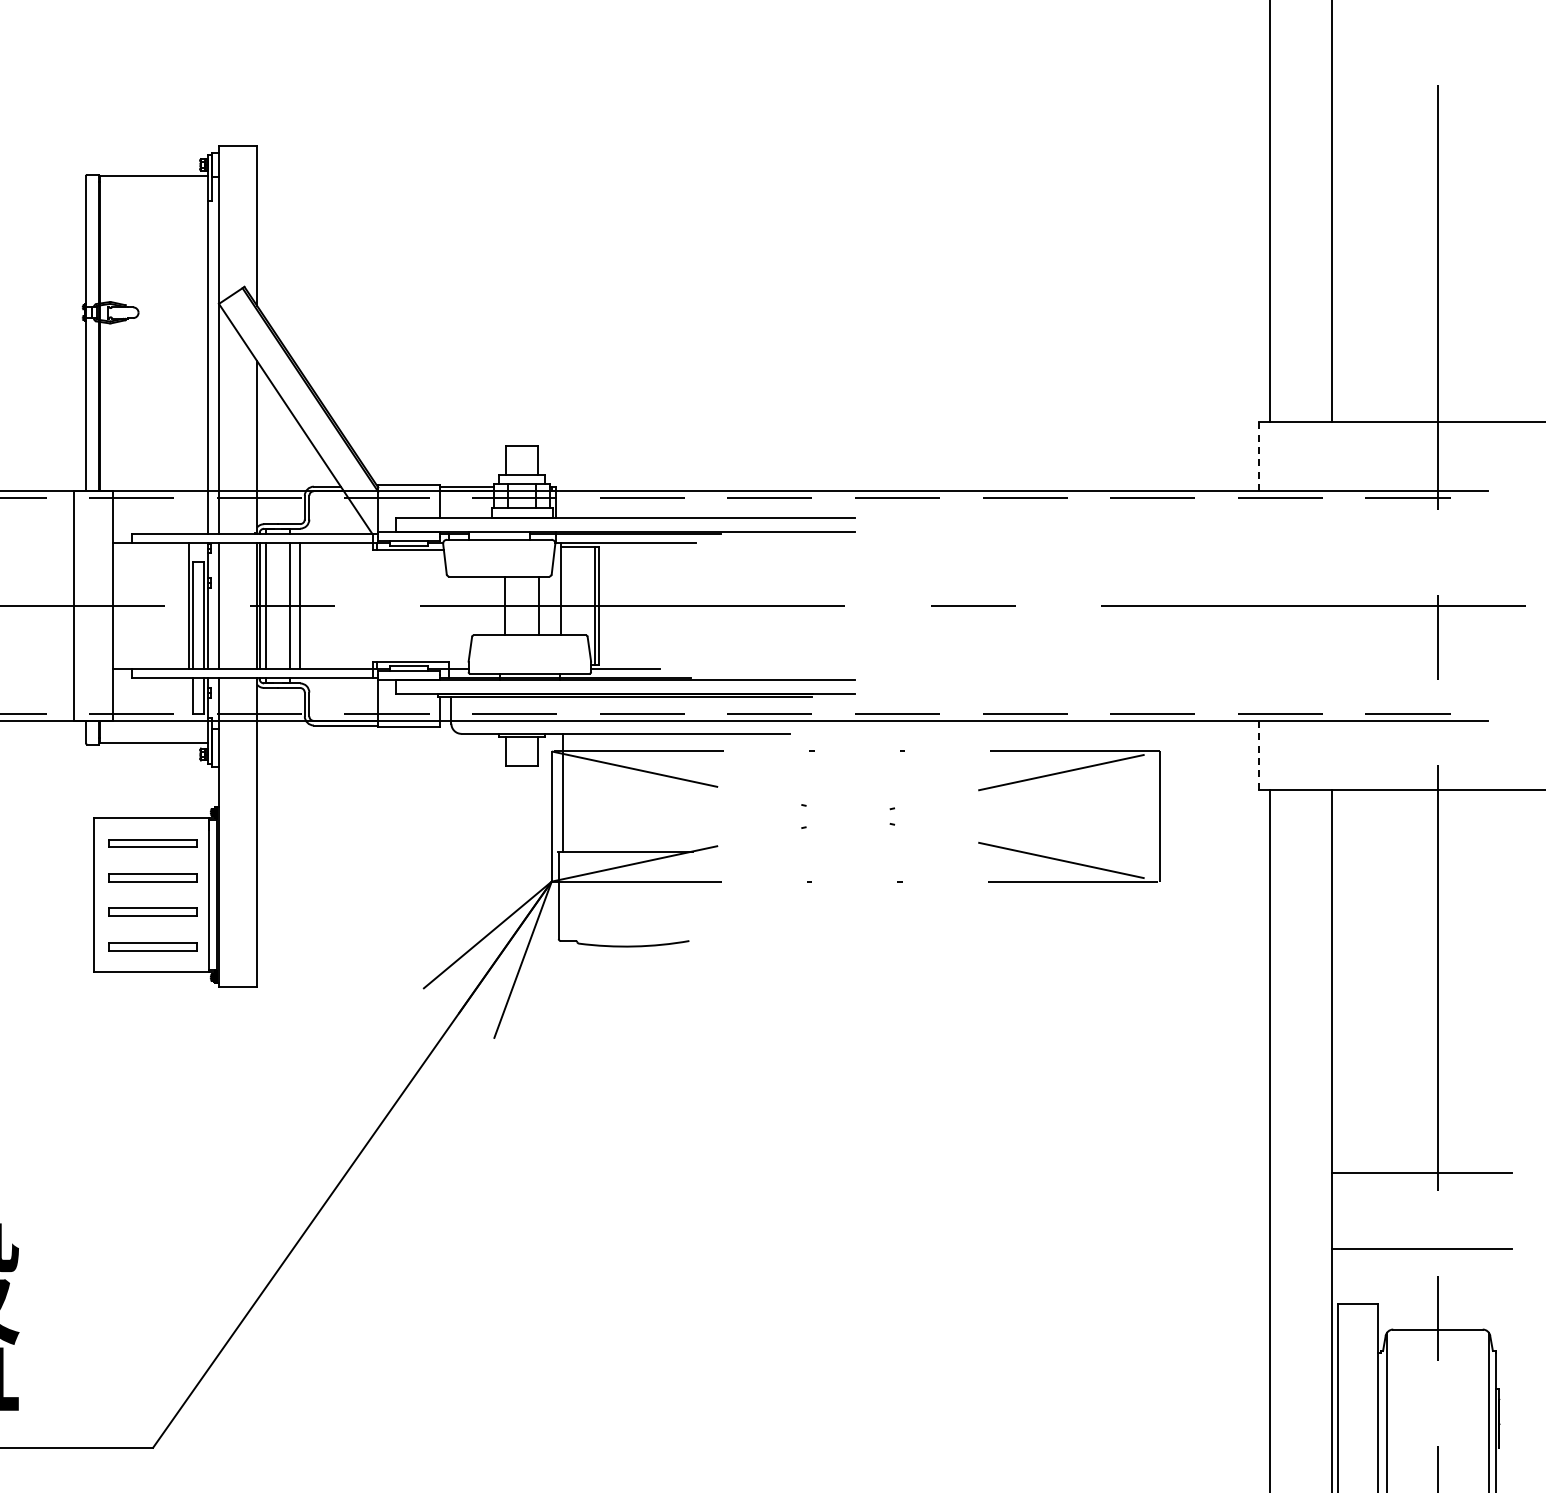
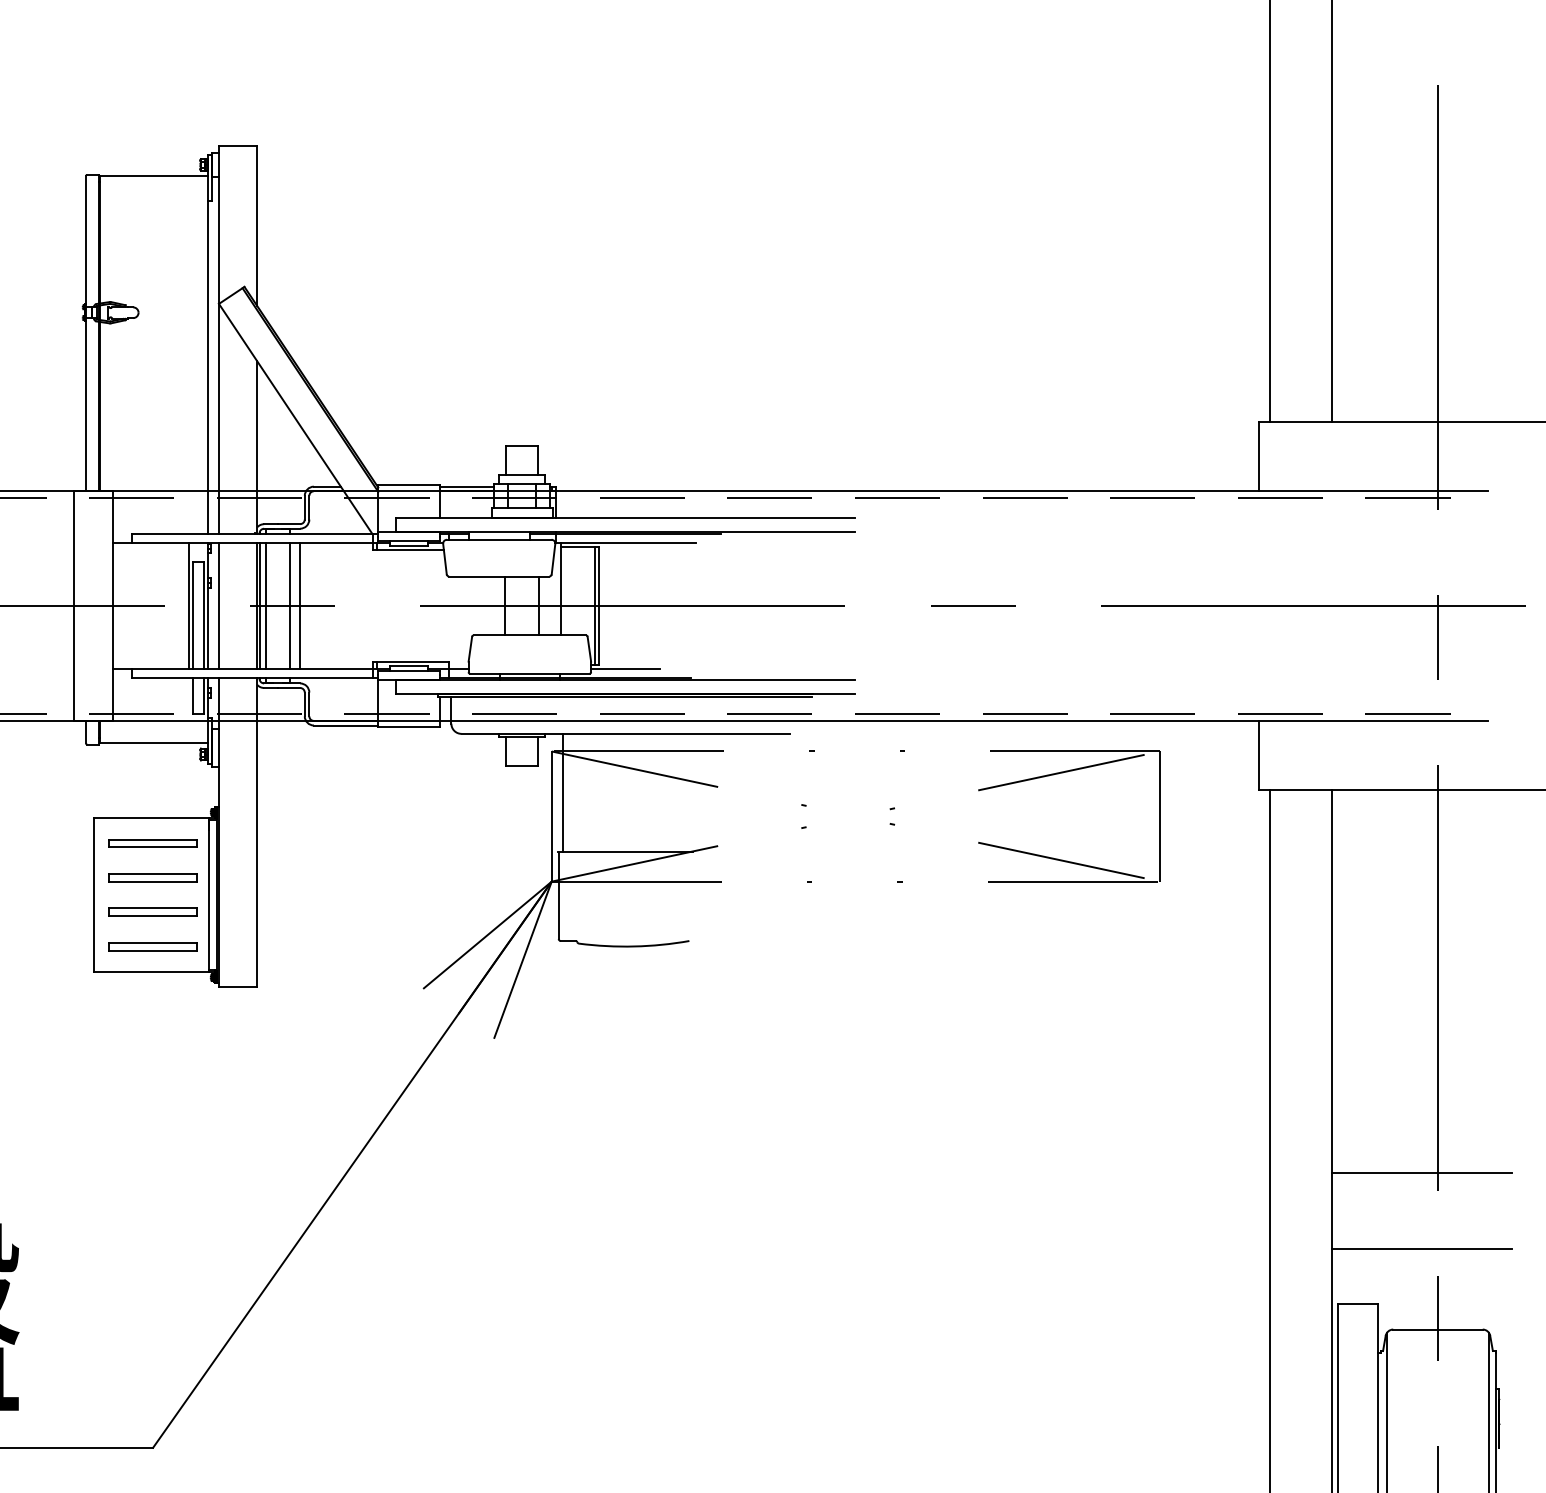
line: dashed -> solid (1258, 456)
line: dashed -> solid (1258, 754)
